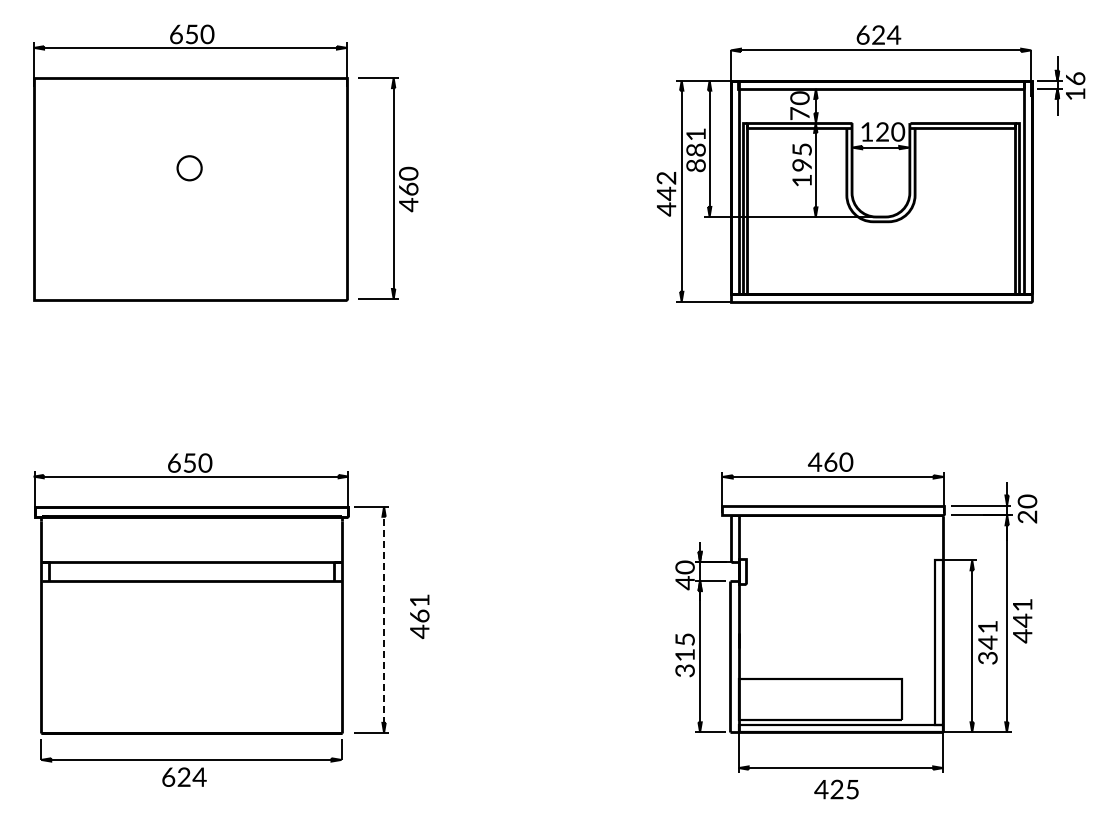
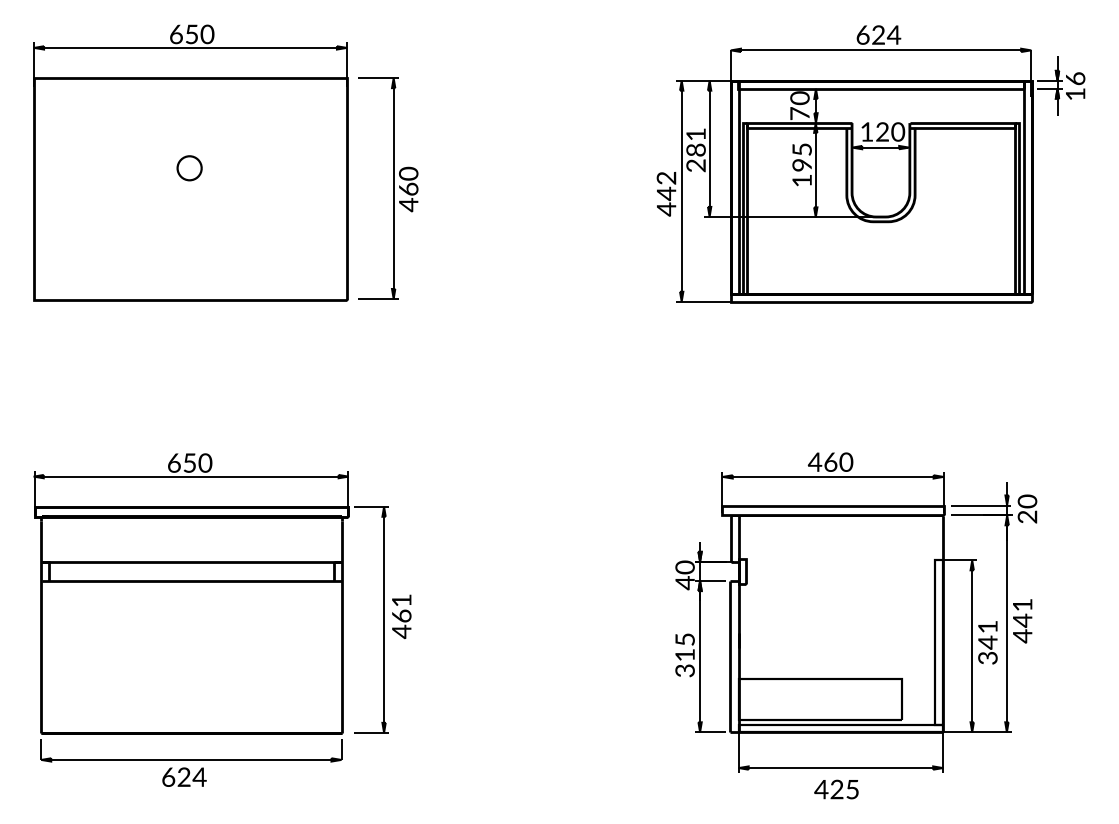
text: 881 -> 281 (696, 165)
line: dashed -> solid (384, 614)
text position: (419, 616) -> (401, 616) (401, 616)
